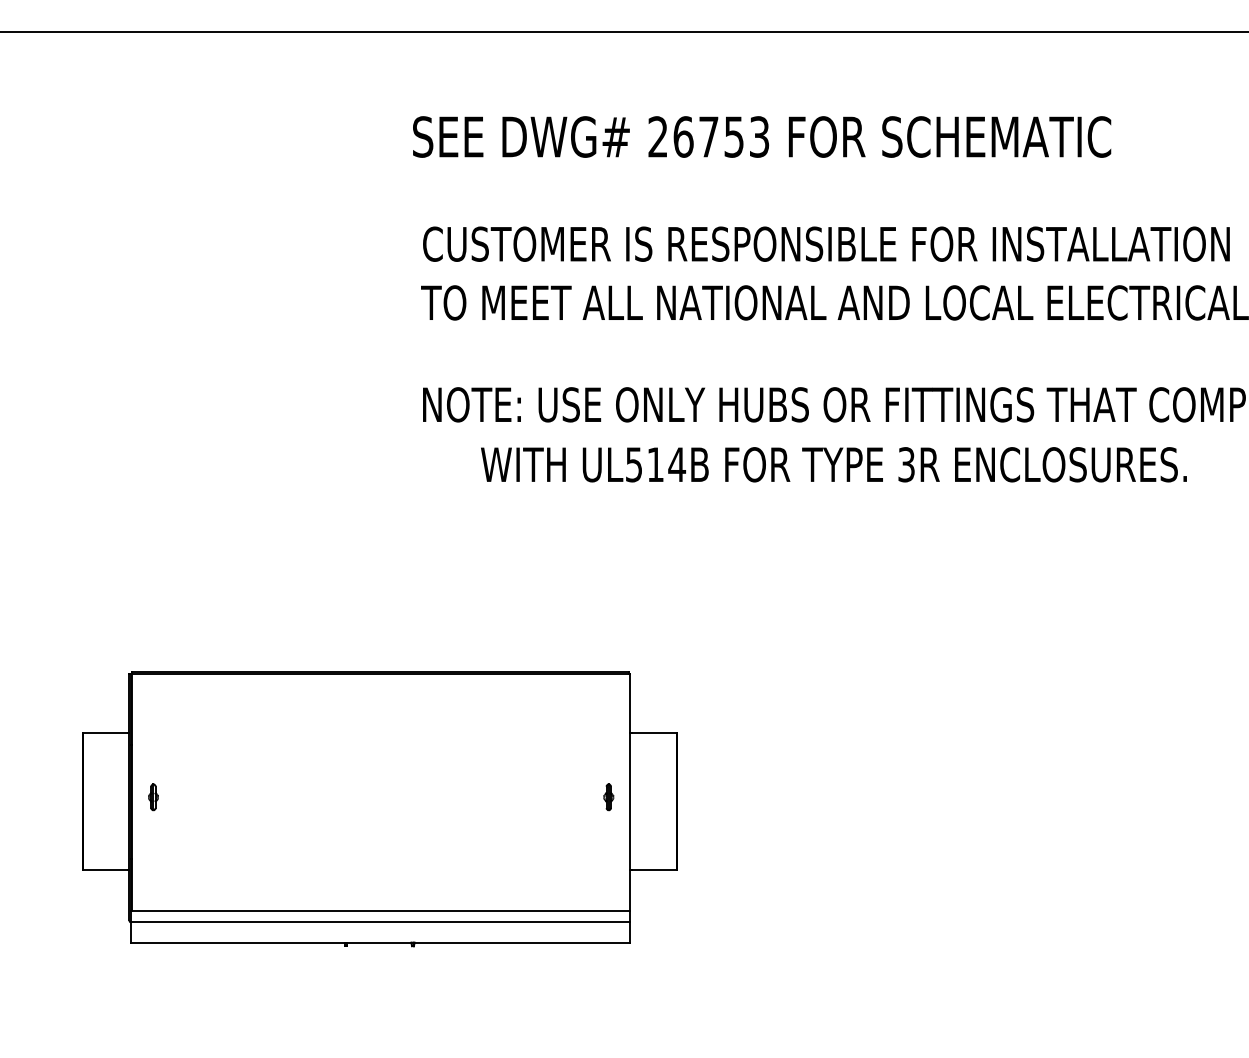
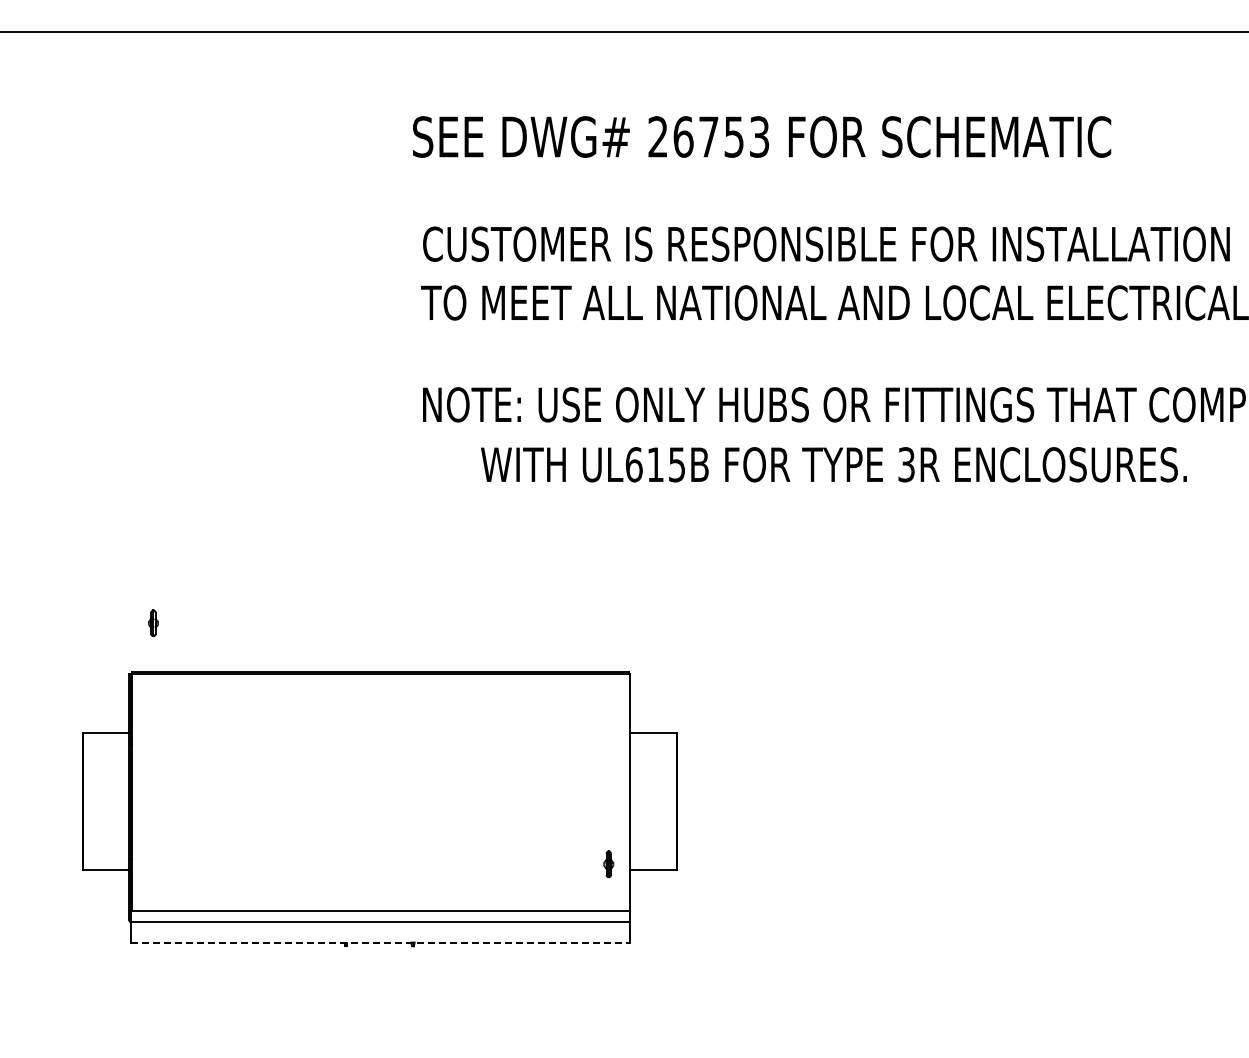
text: UL514B -> UL615B (655, 464)
part position: (153, 797) -> (153, 623) (153, 623)
part position: (608, 797) -> (608, 864) (608, 864)
line: solid -> dashed (380, 942)
